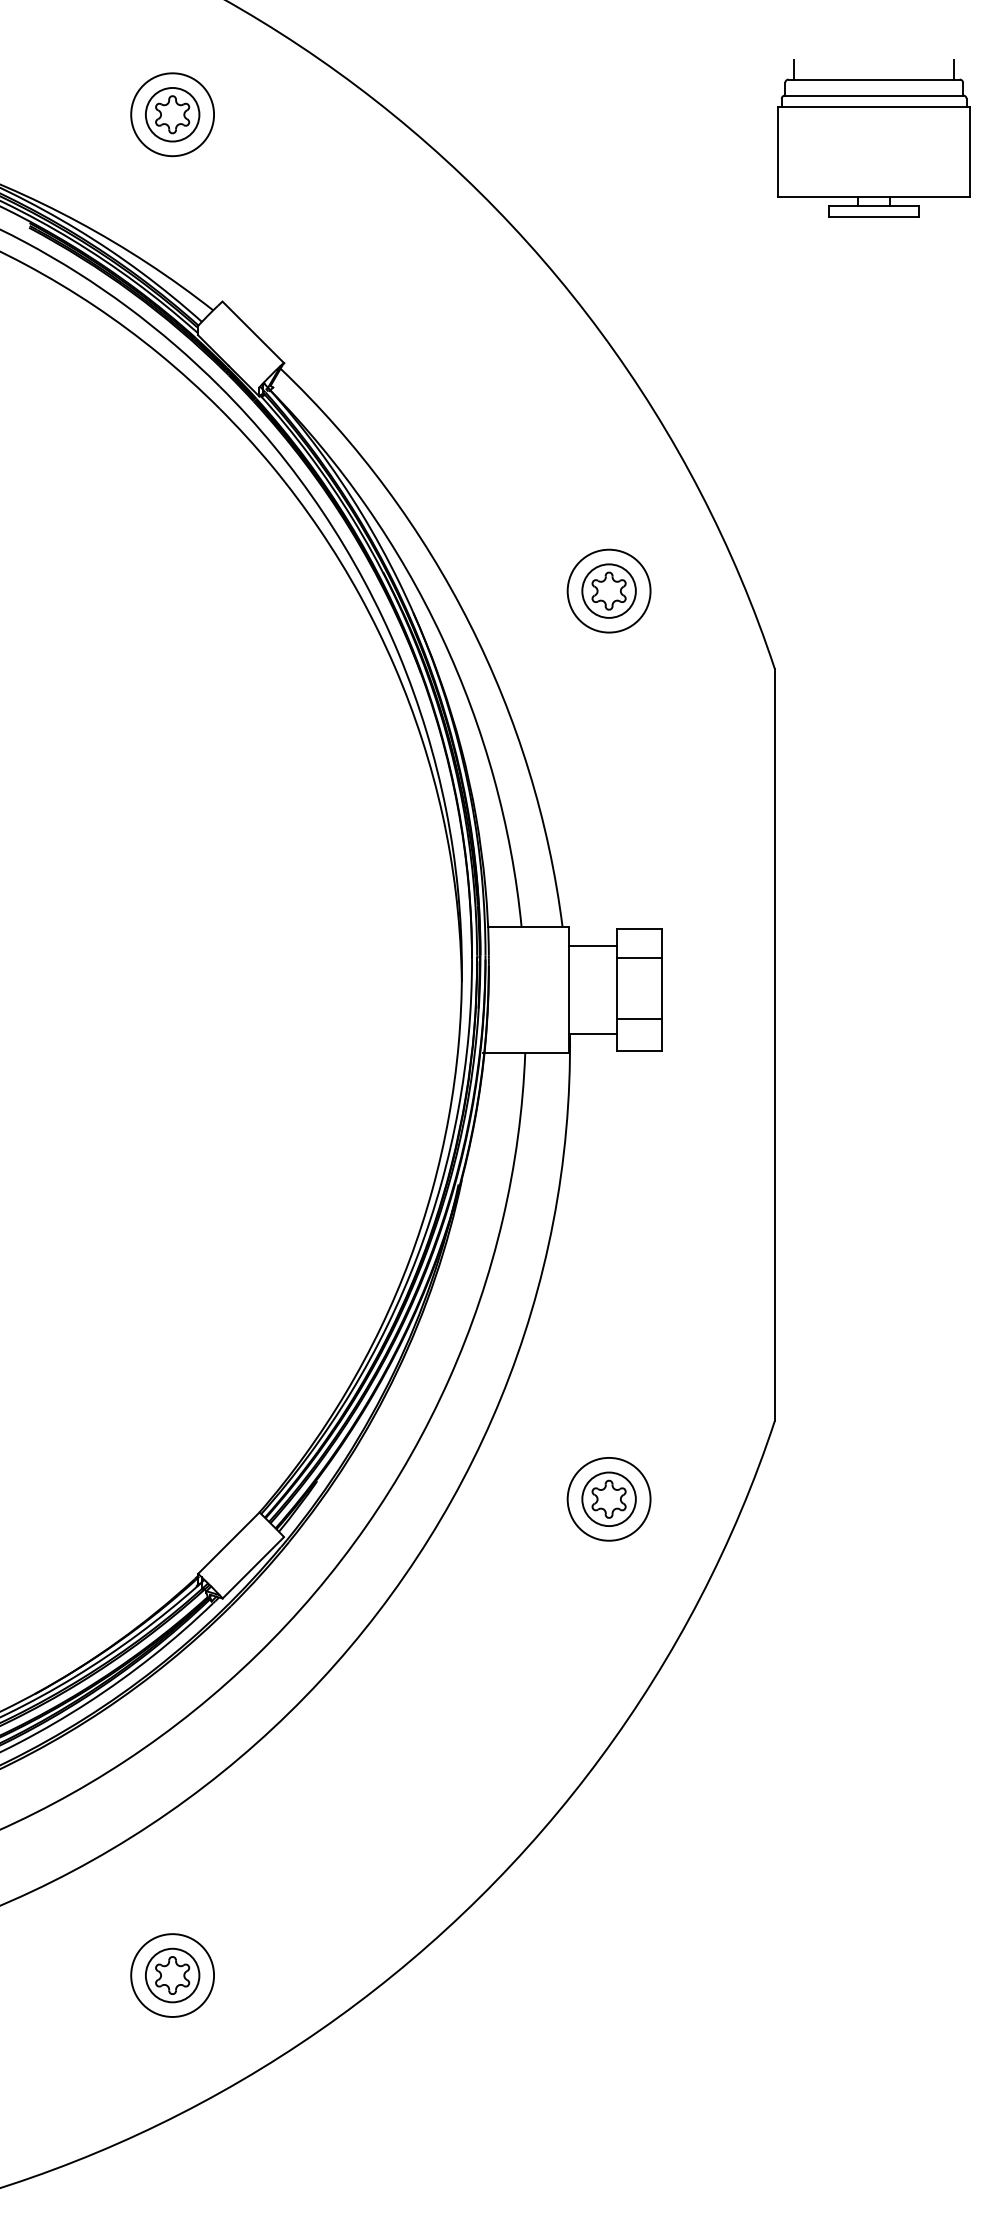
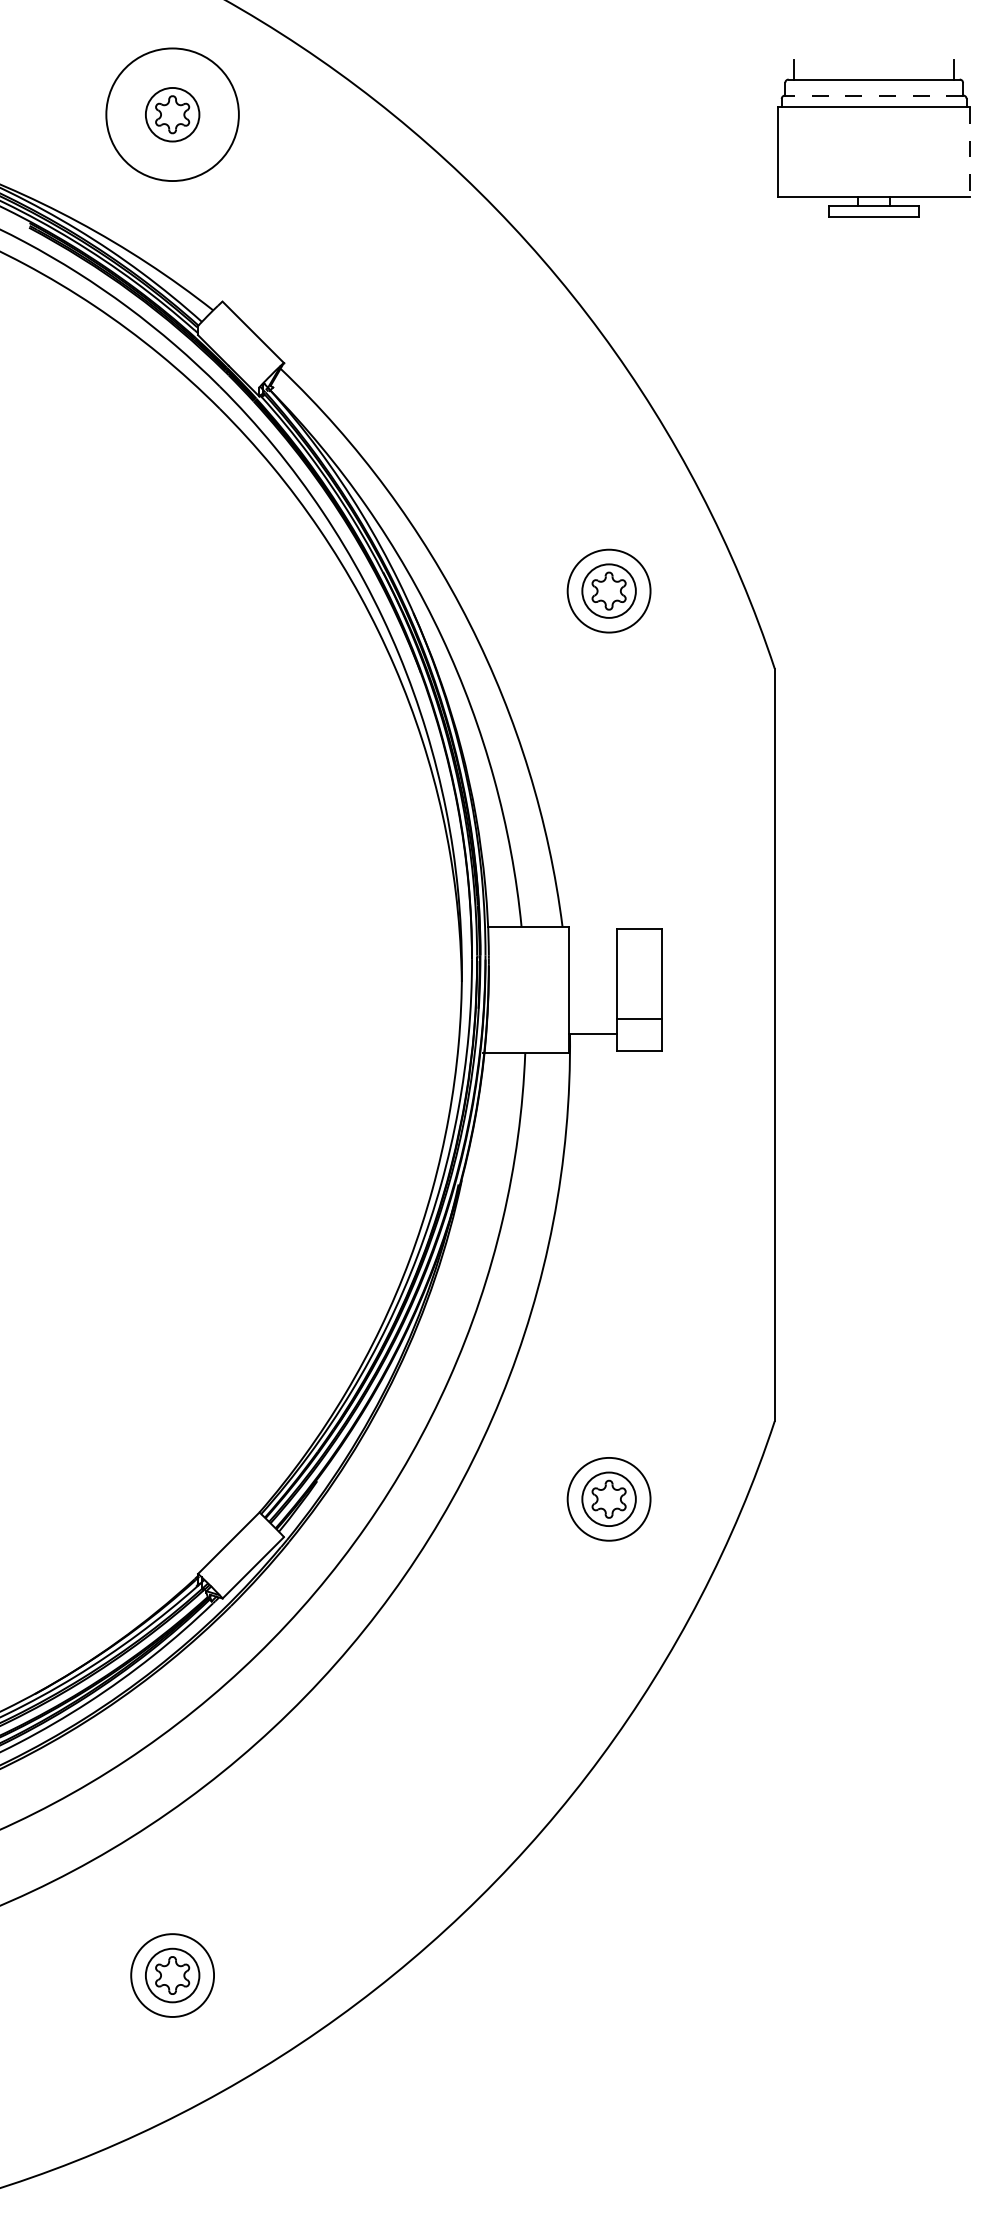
line: solid -> dashed (873, 95)
circle diameter: 83 px -> 133 px (172, 114)
line: solid -> dashed (970, 151)
line: present -> none (592, 945)
line: present -> none (638, 957)
